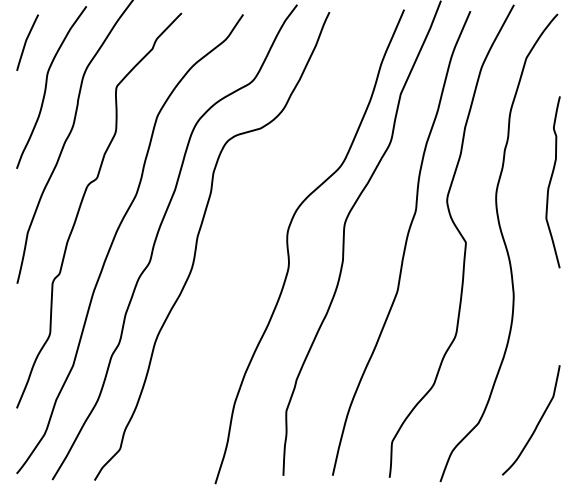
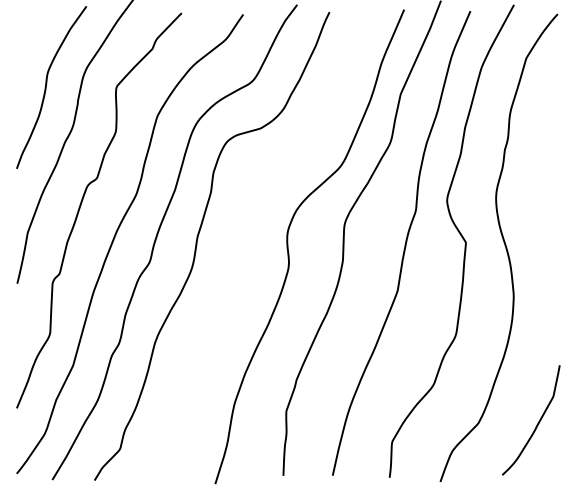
curve: present -> none (26, 42)
curve: present -> none (551, 181)
